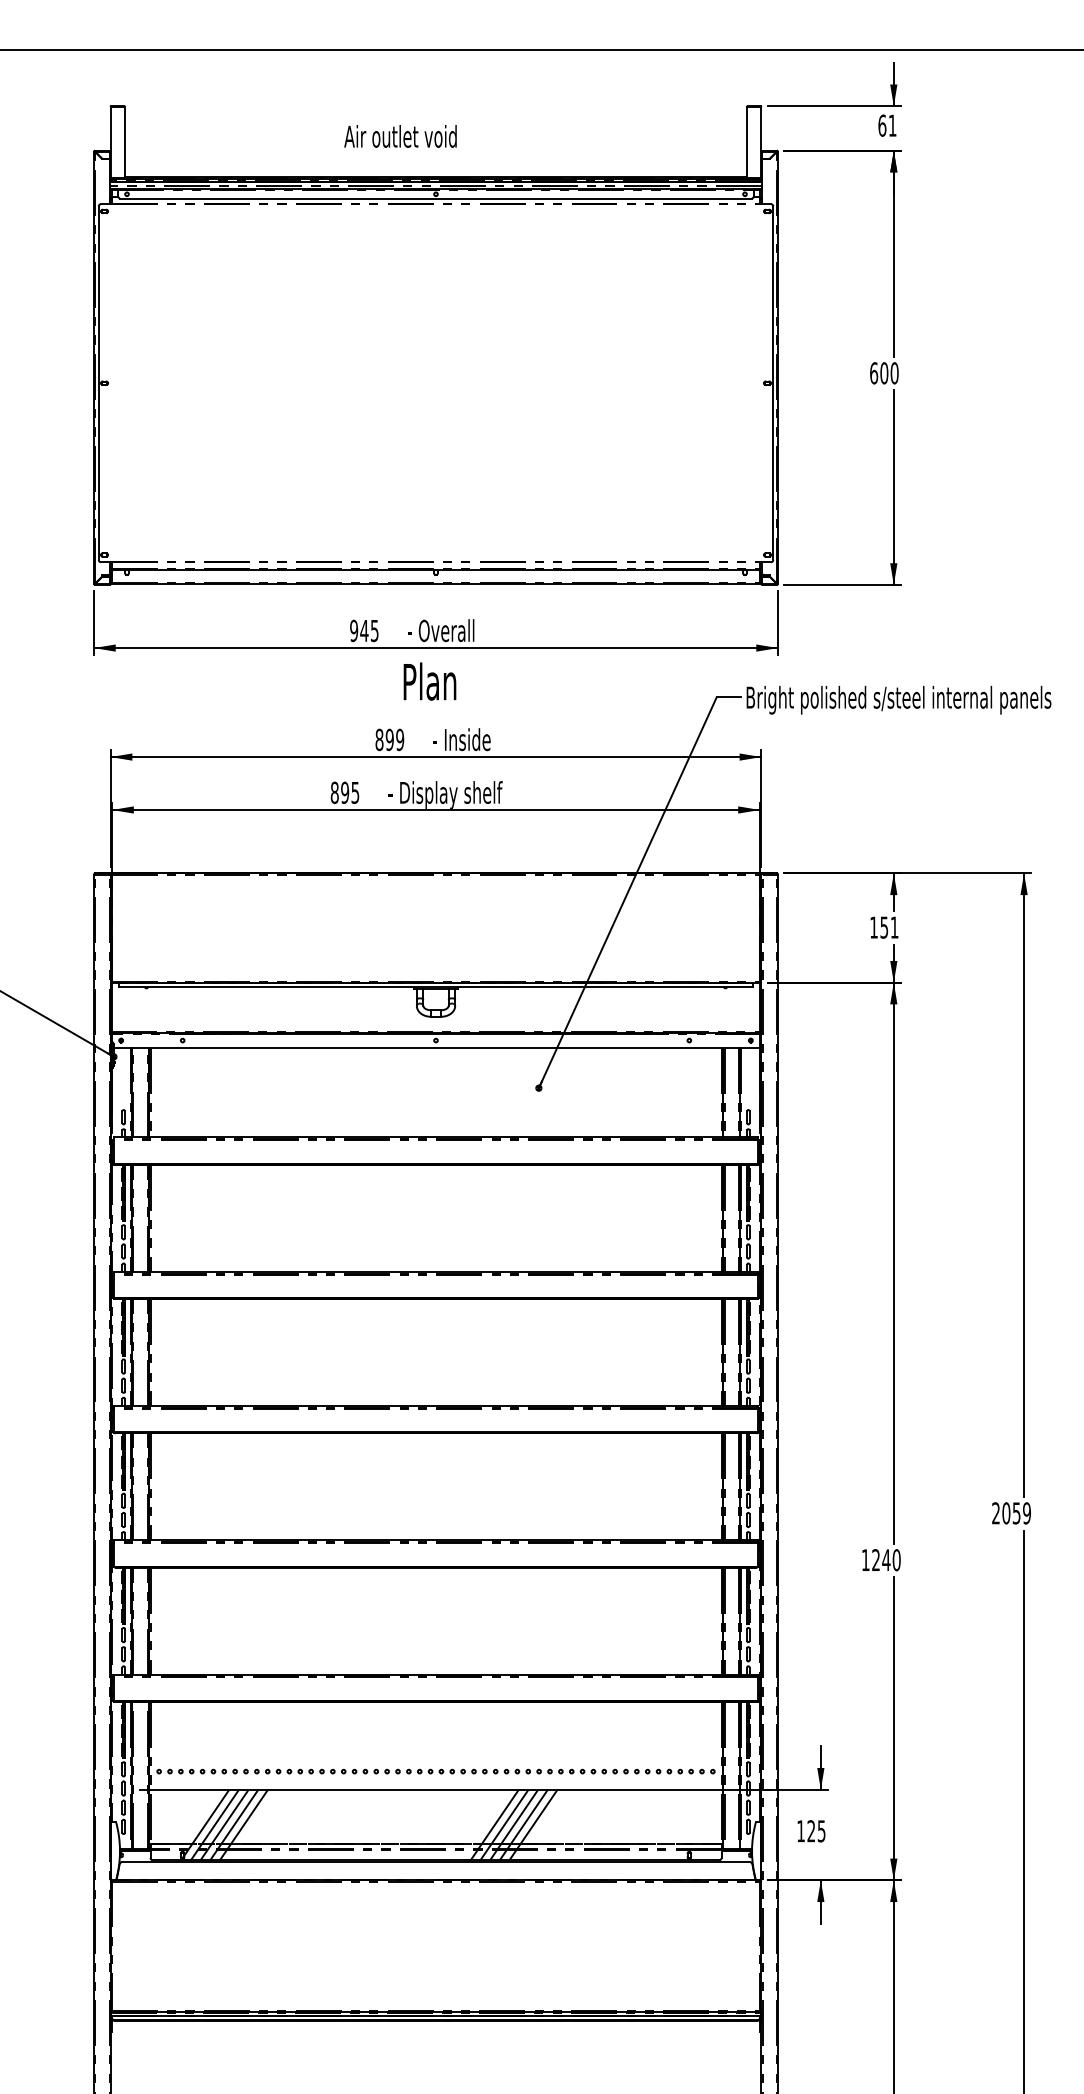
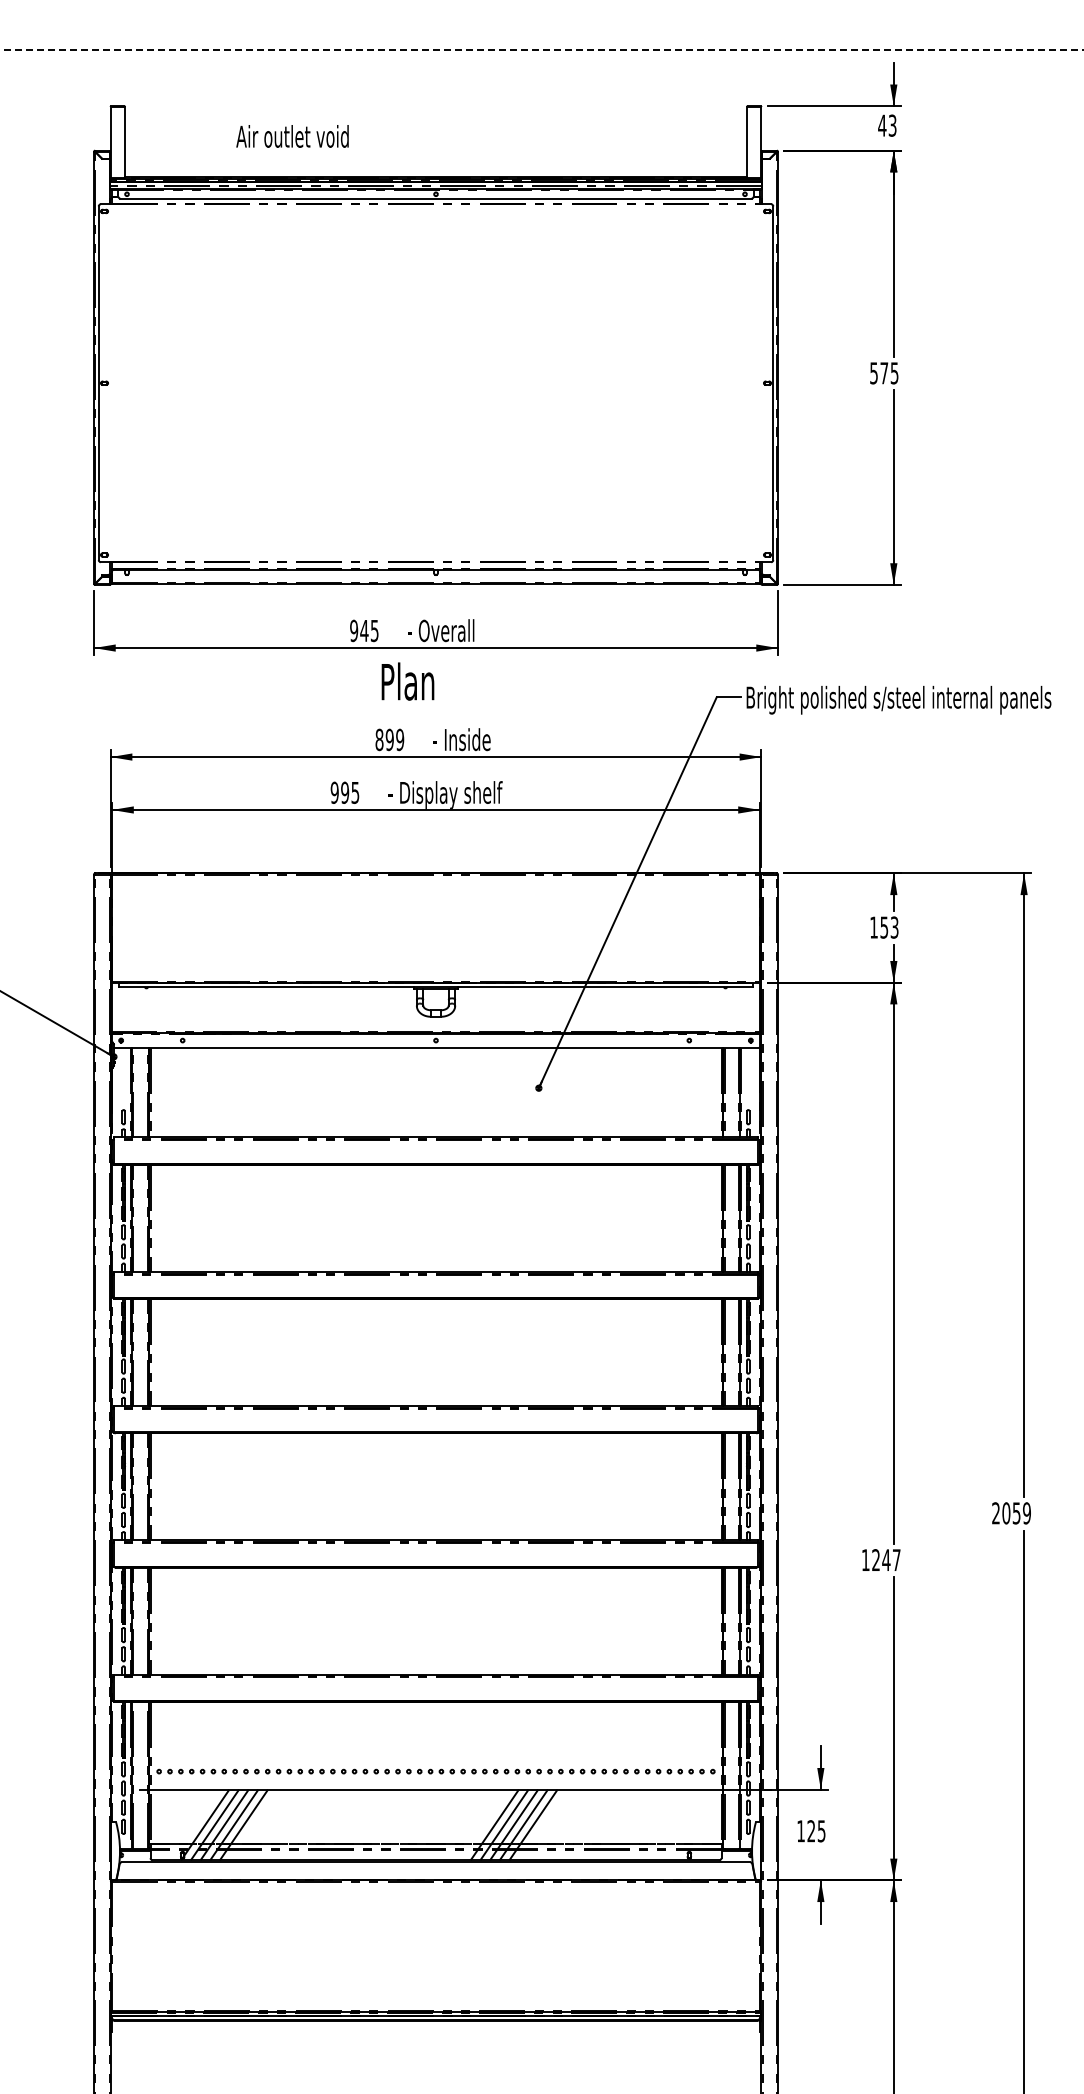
line: solid -> dashed (542, 50)
text: 61 -> 43 (887, 125)
text position: (400, 136) -> (292, 136) (292, 136)
text: 600 -> 575 (884, 373)
text position: (429, 681) -> (407, 681) (407, 681)
text: 895 -> 995 (334, 792)
text: 151 -> 153 (894, 927)
text: 1240 -> 1247 (896, 1560)
